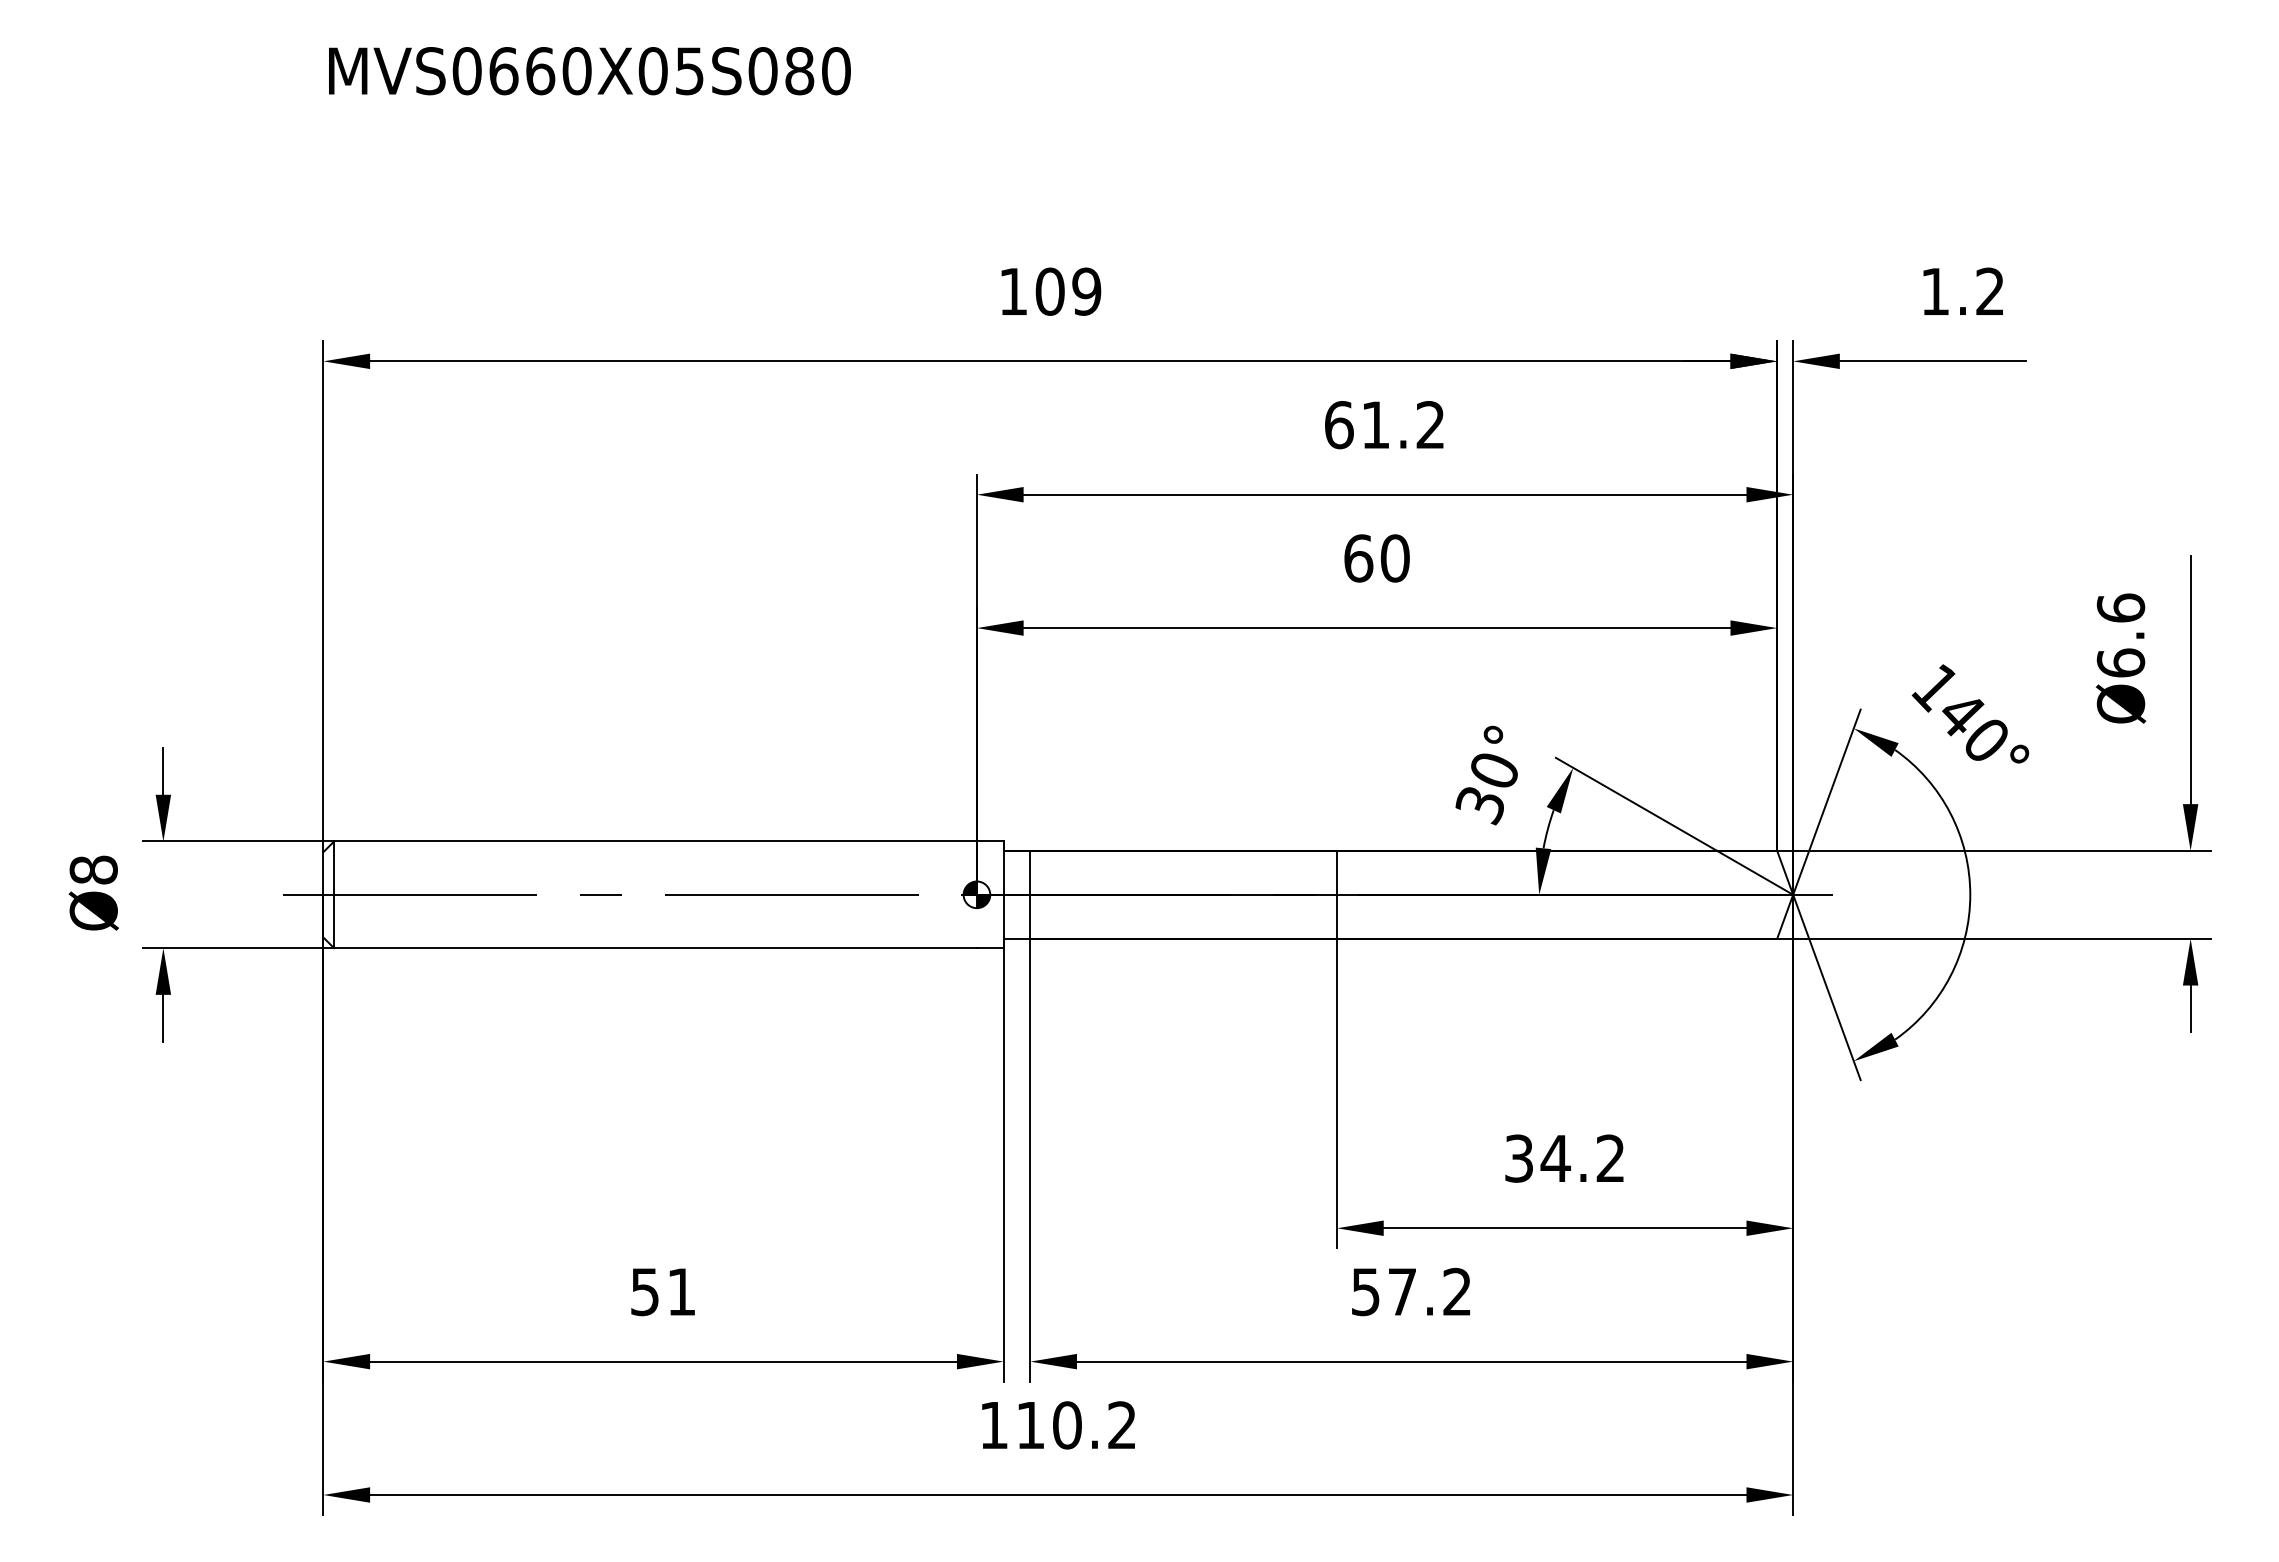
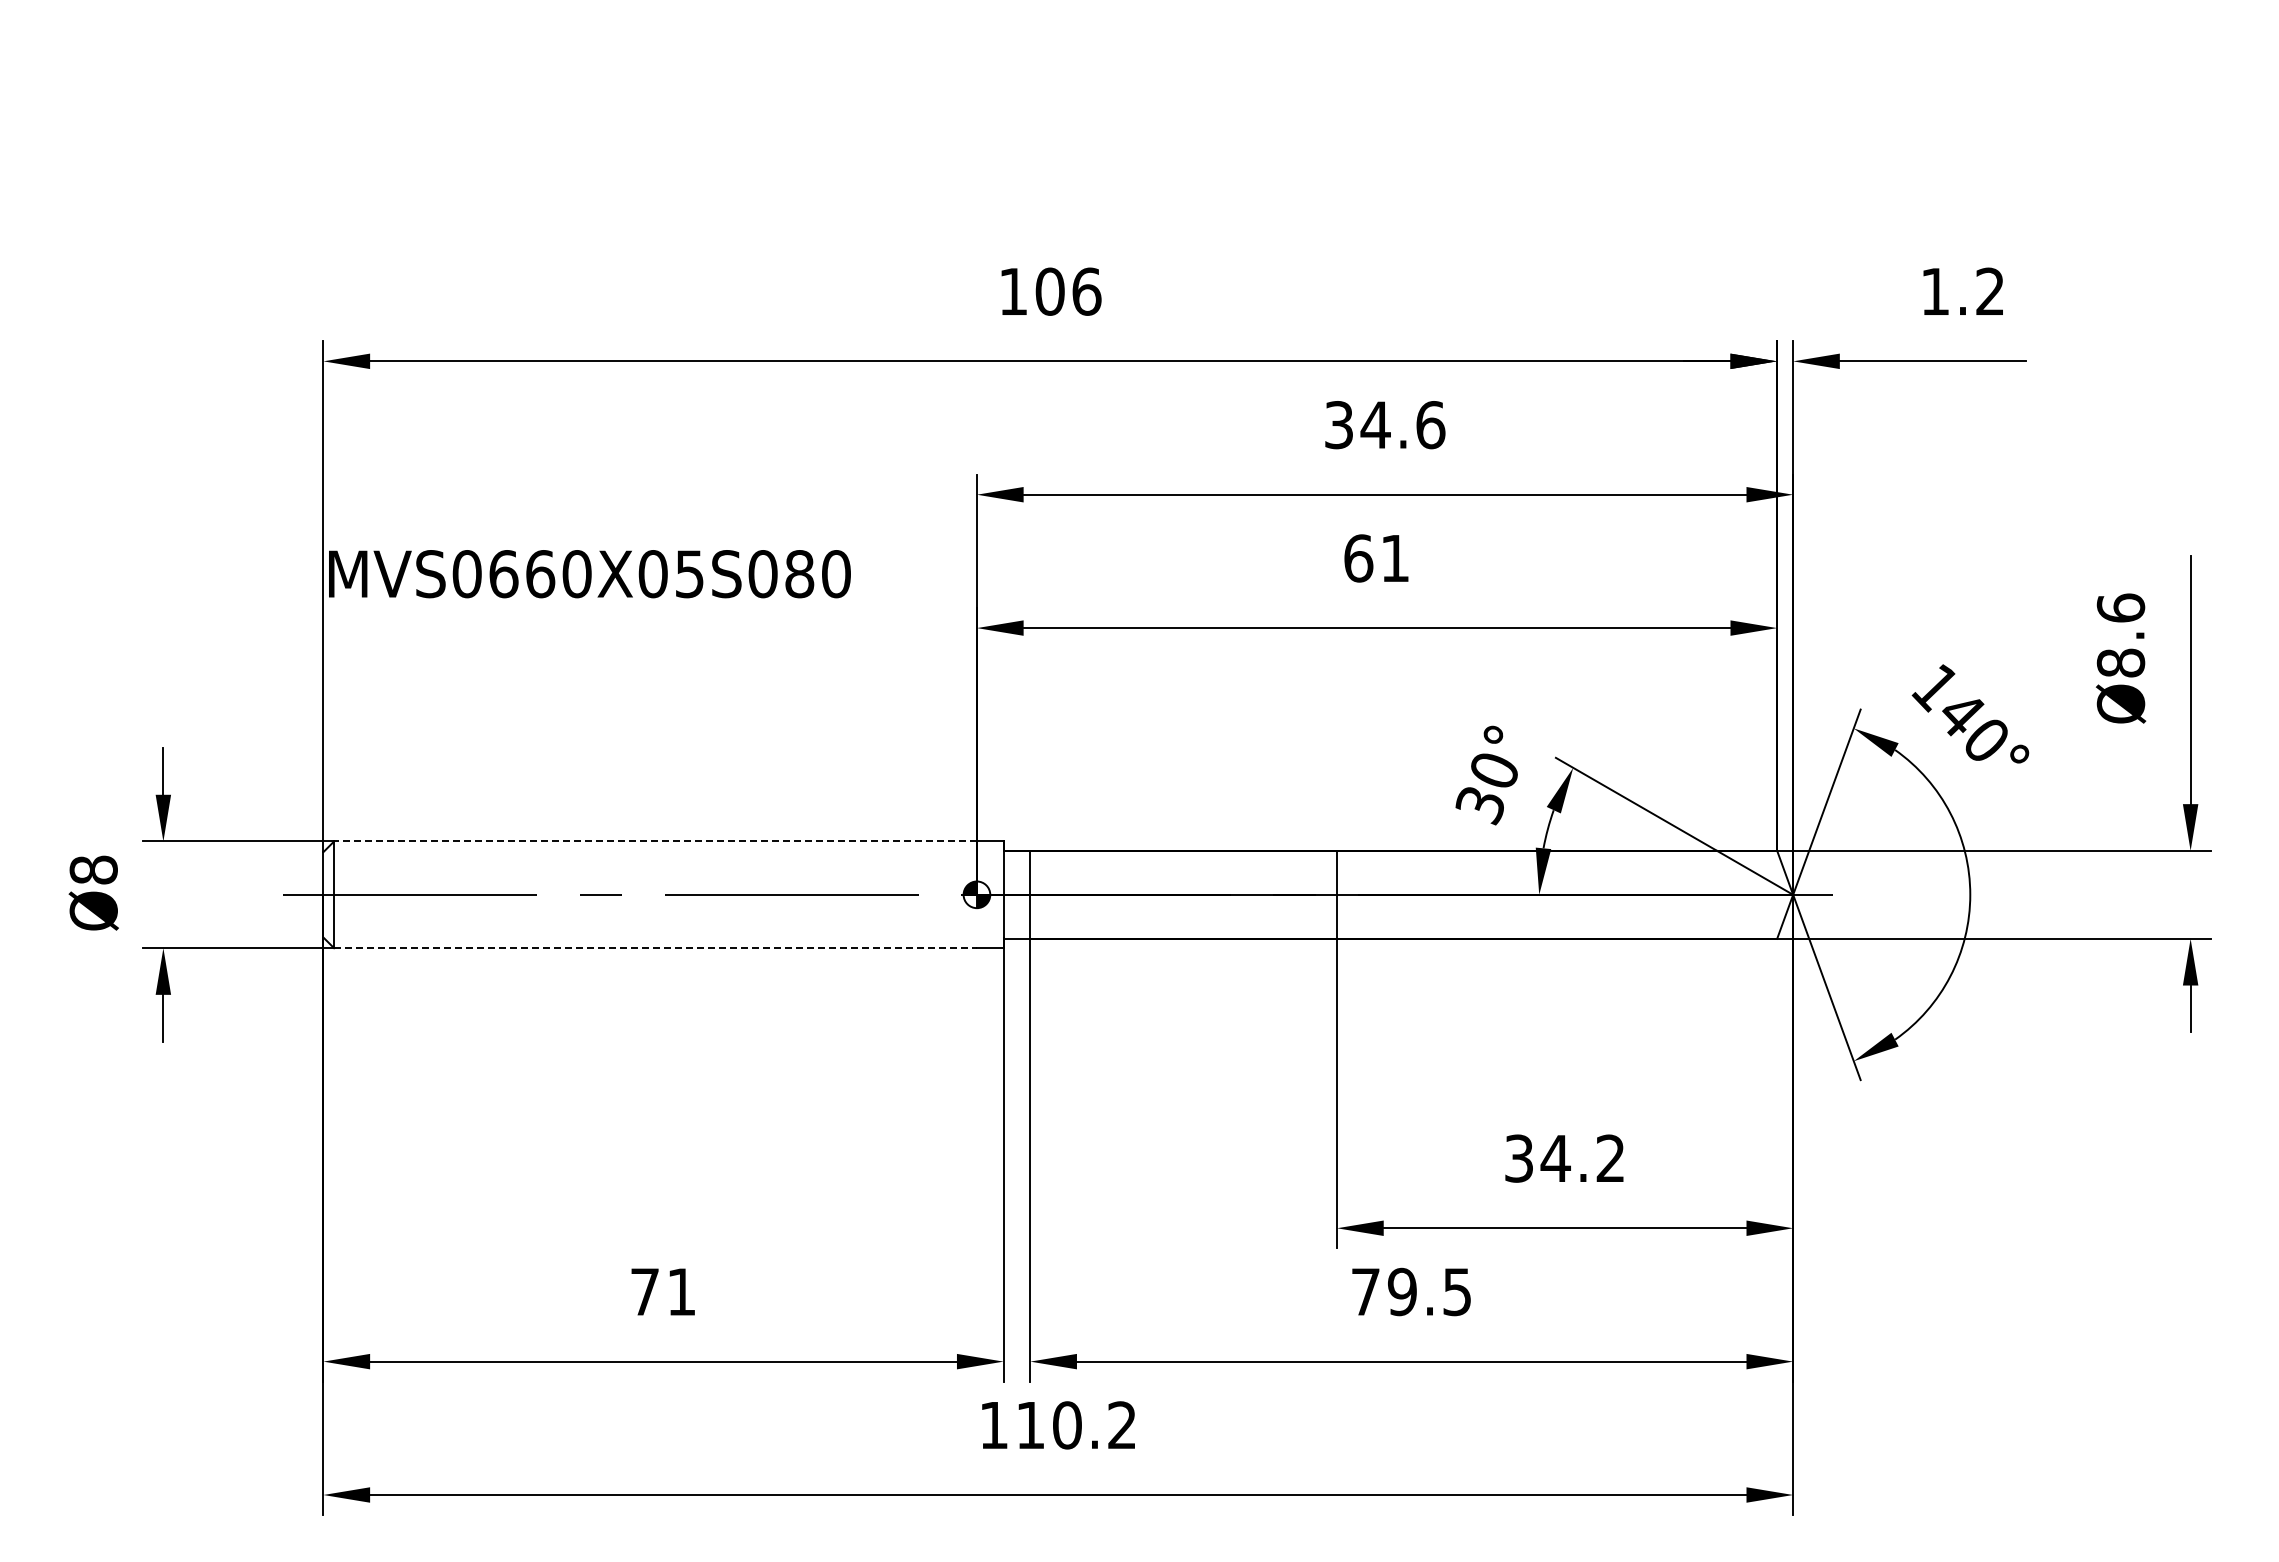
text position: (589, 71) -> (589, 574) (589, 574)
text: 109 -> 106 (1086, 291)
text: 61.2 -> 34.6 (1385, 425)
text: 60 -> 61 (1394, 558)
text: Ø6.6 -> Ø8.6 (2120, 662)
line: solid -> dashed (655, 841)
line: solid -> dashed (656, 948)
text: 57.2 -> 79.5 (1411, 1291)
text: 51 -> 71 (644, 1292)
